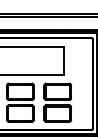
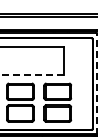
line: solid -> dashed (32, 74)
line: solid -> dashed (97, 84)
